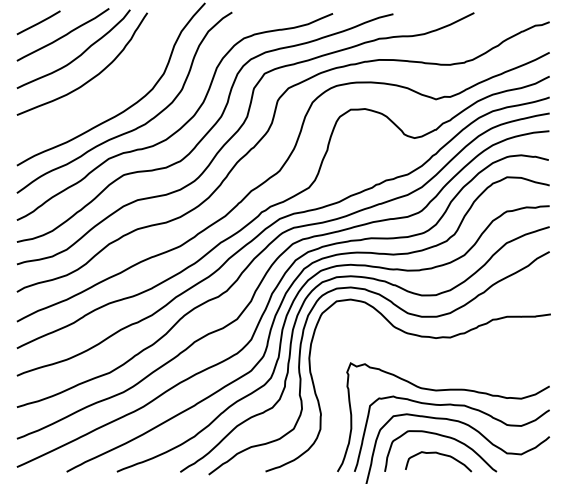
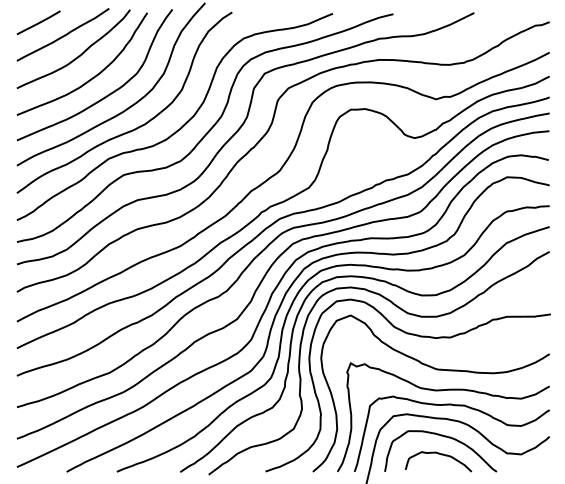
curve: none -> present (107, 94)
curve: none -> present (436, 370)
